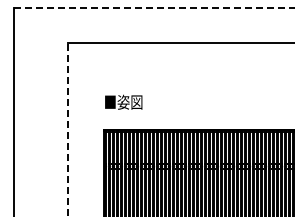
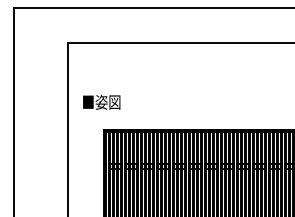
line: dashed -> solid (153, 7)
text position: (123, 101) -> (101, 101) (101, 101)
line: dashed -> solid (67, 129)
